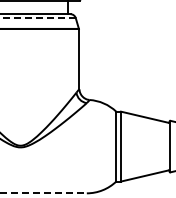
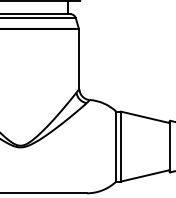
line: dashed -> solid (38, 18)
line: dashed -> solid (43, 193)
